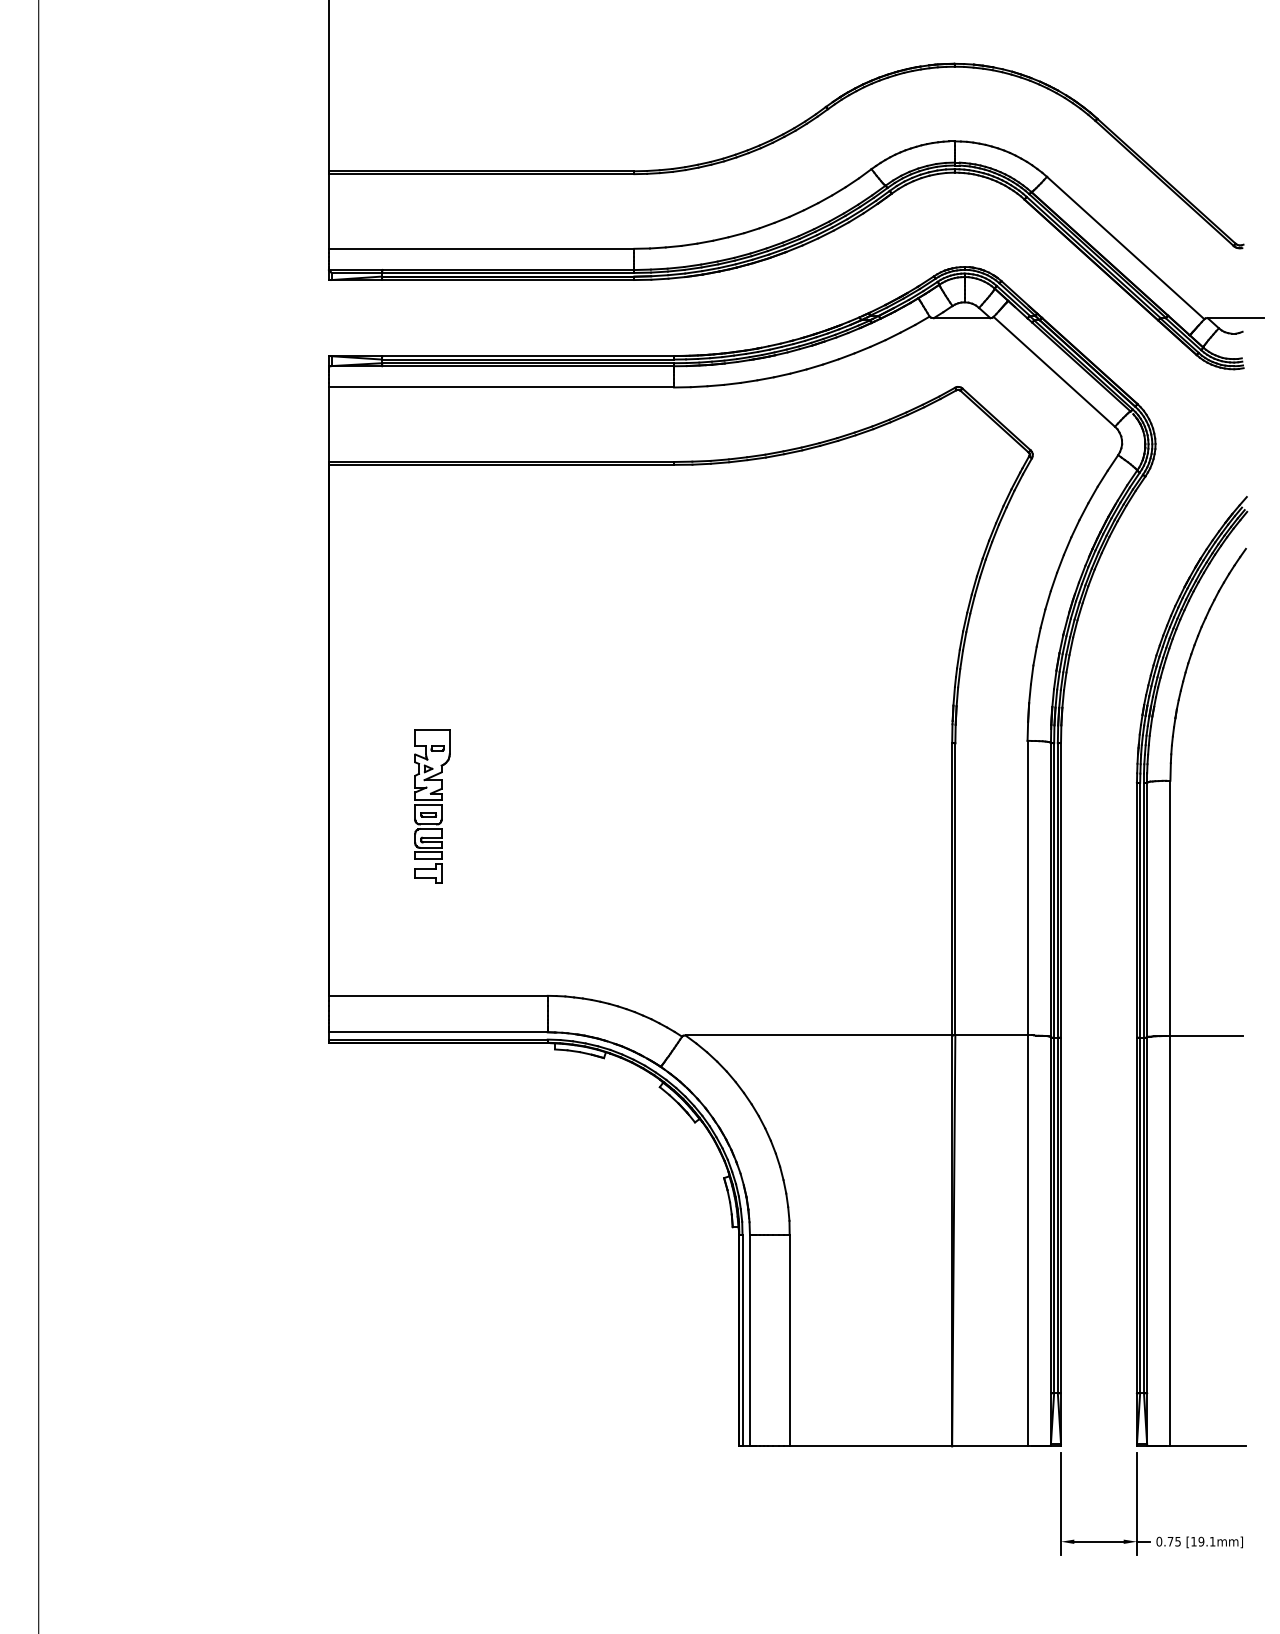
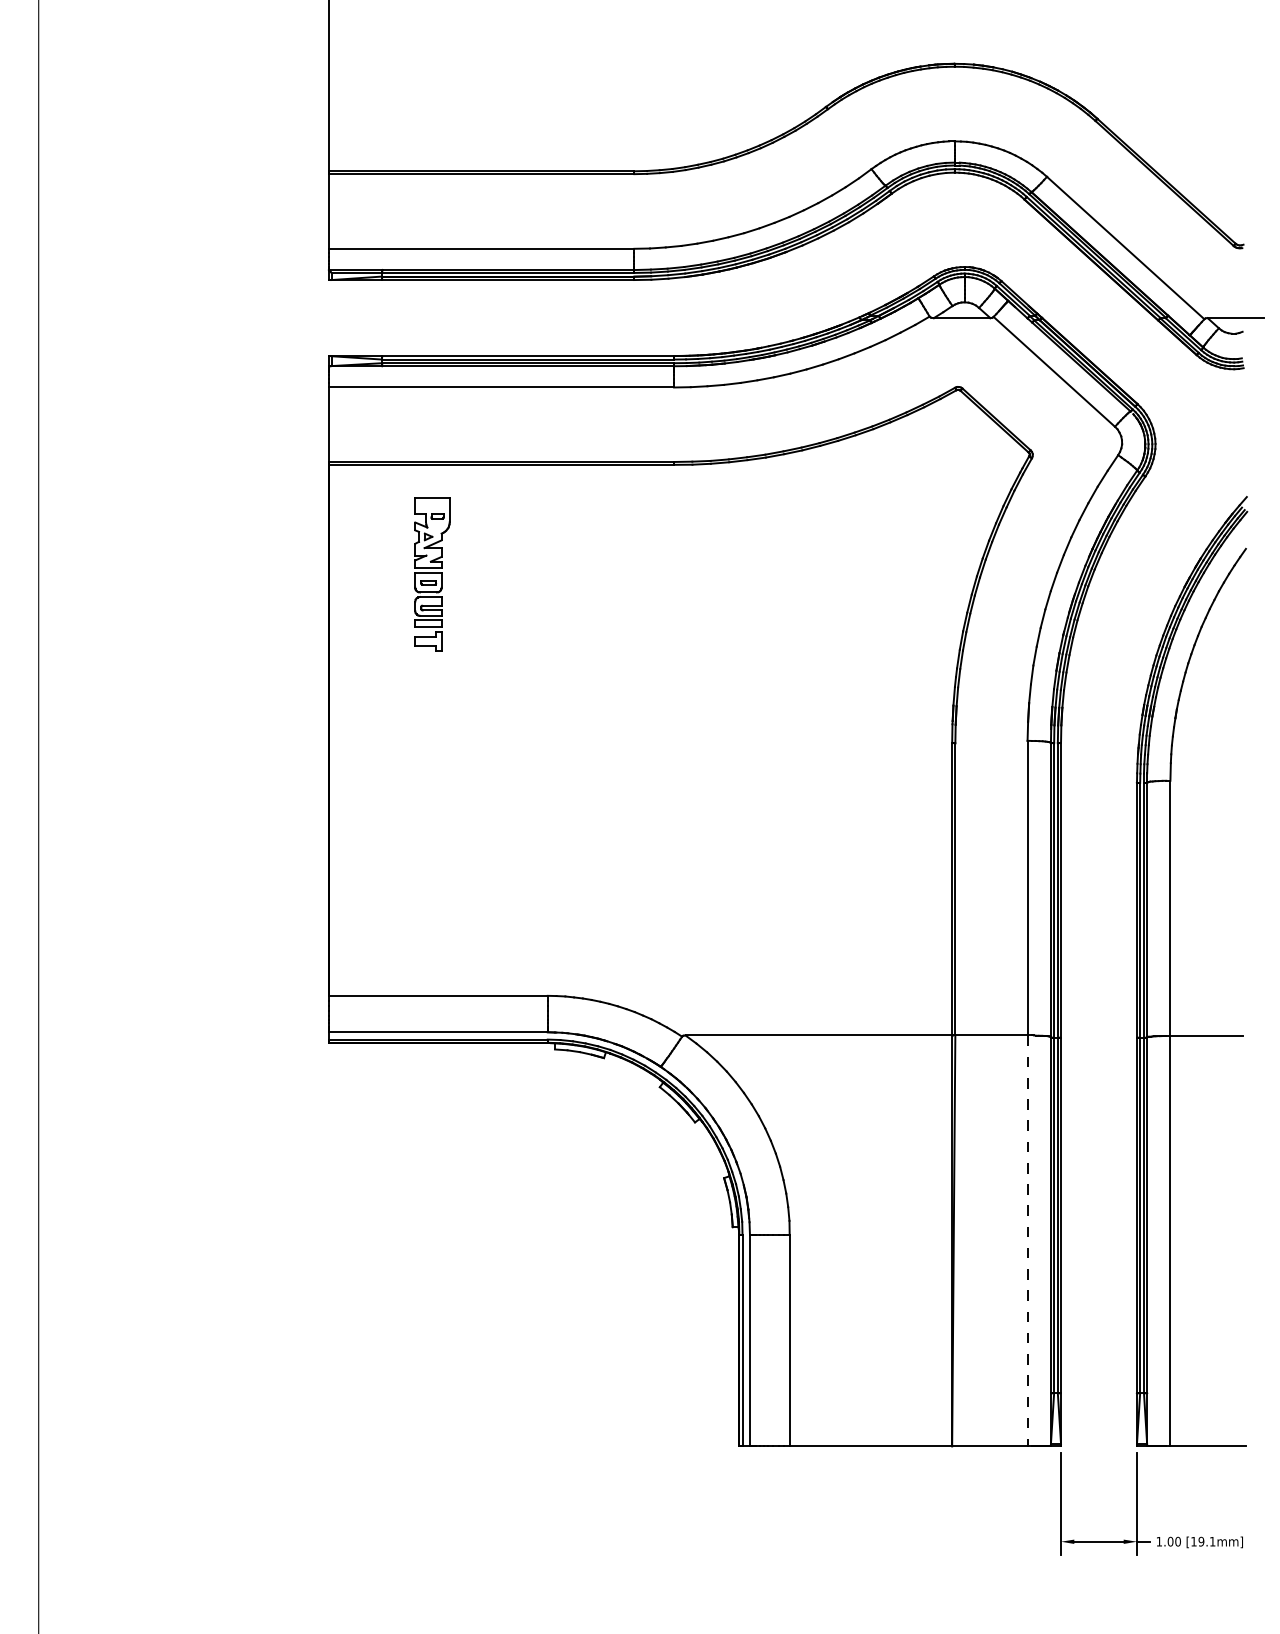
part position: (432, 806) -> (432, 574) (432, 574)
line: solid -> dashed (1027, 1240)
text: 0.75 -> 1.00 (1168, 1541)
